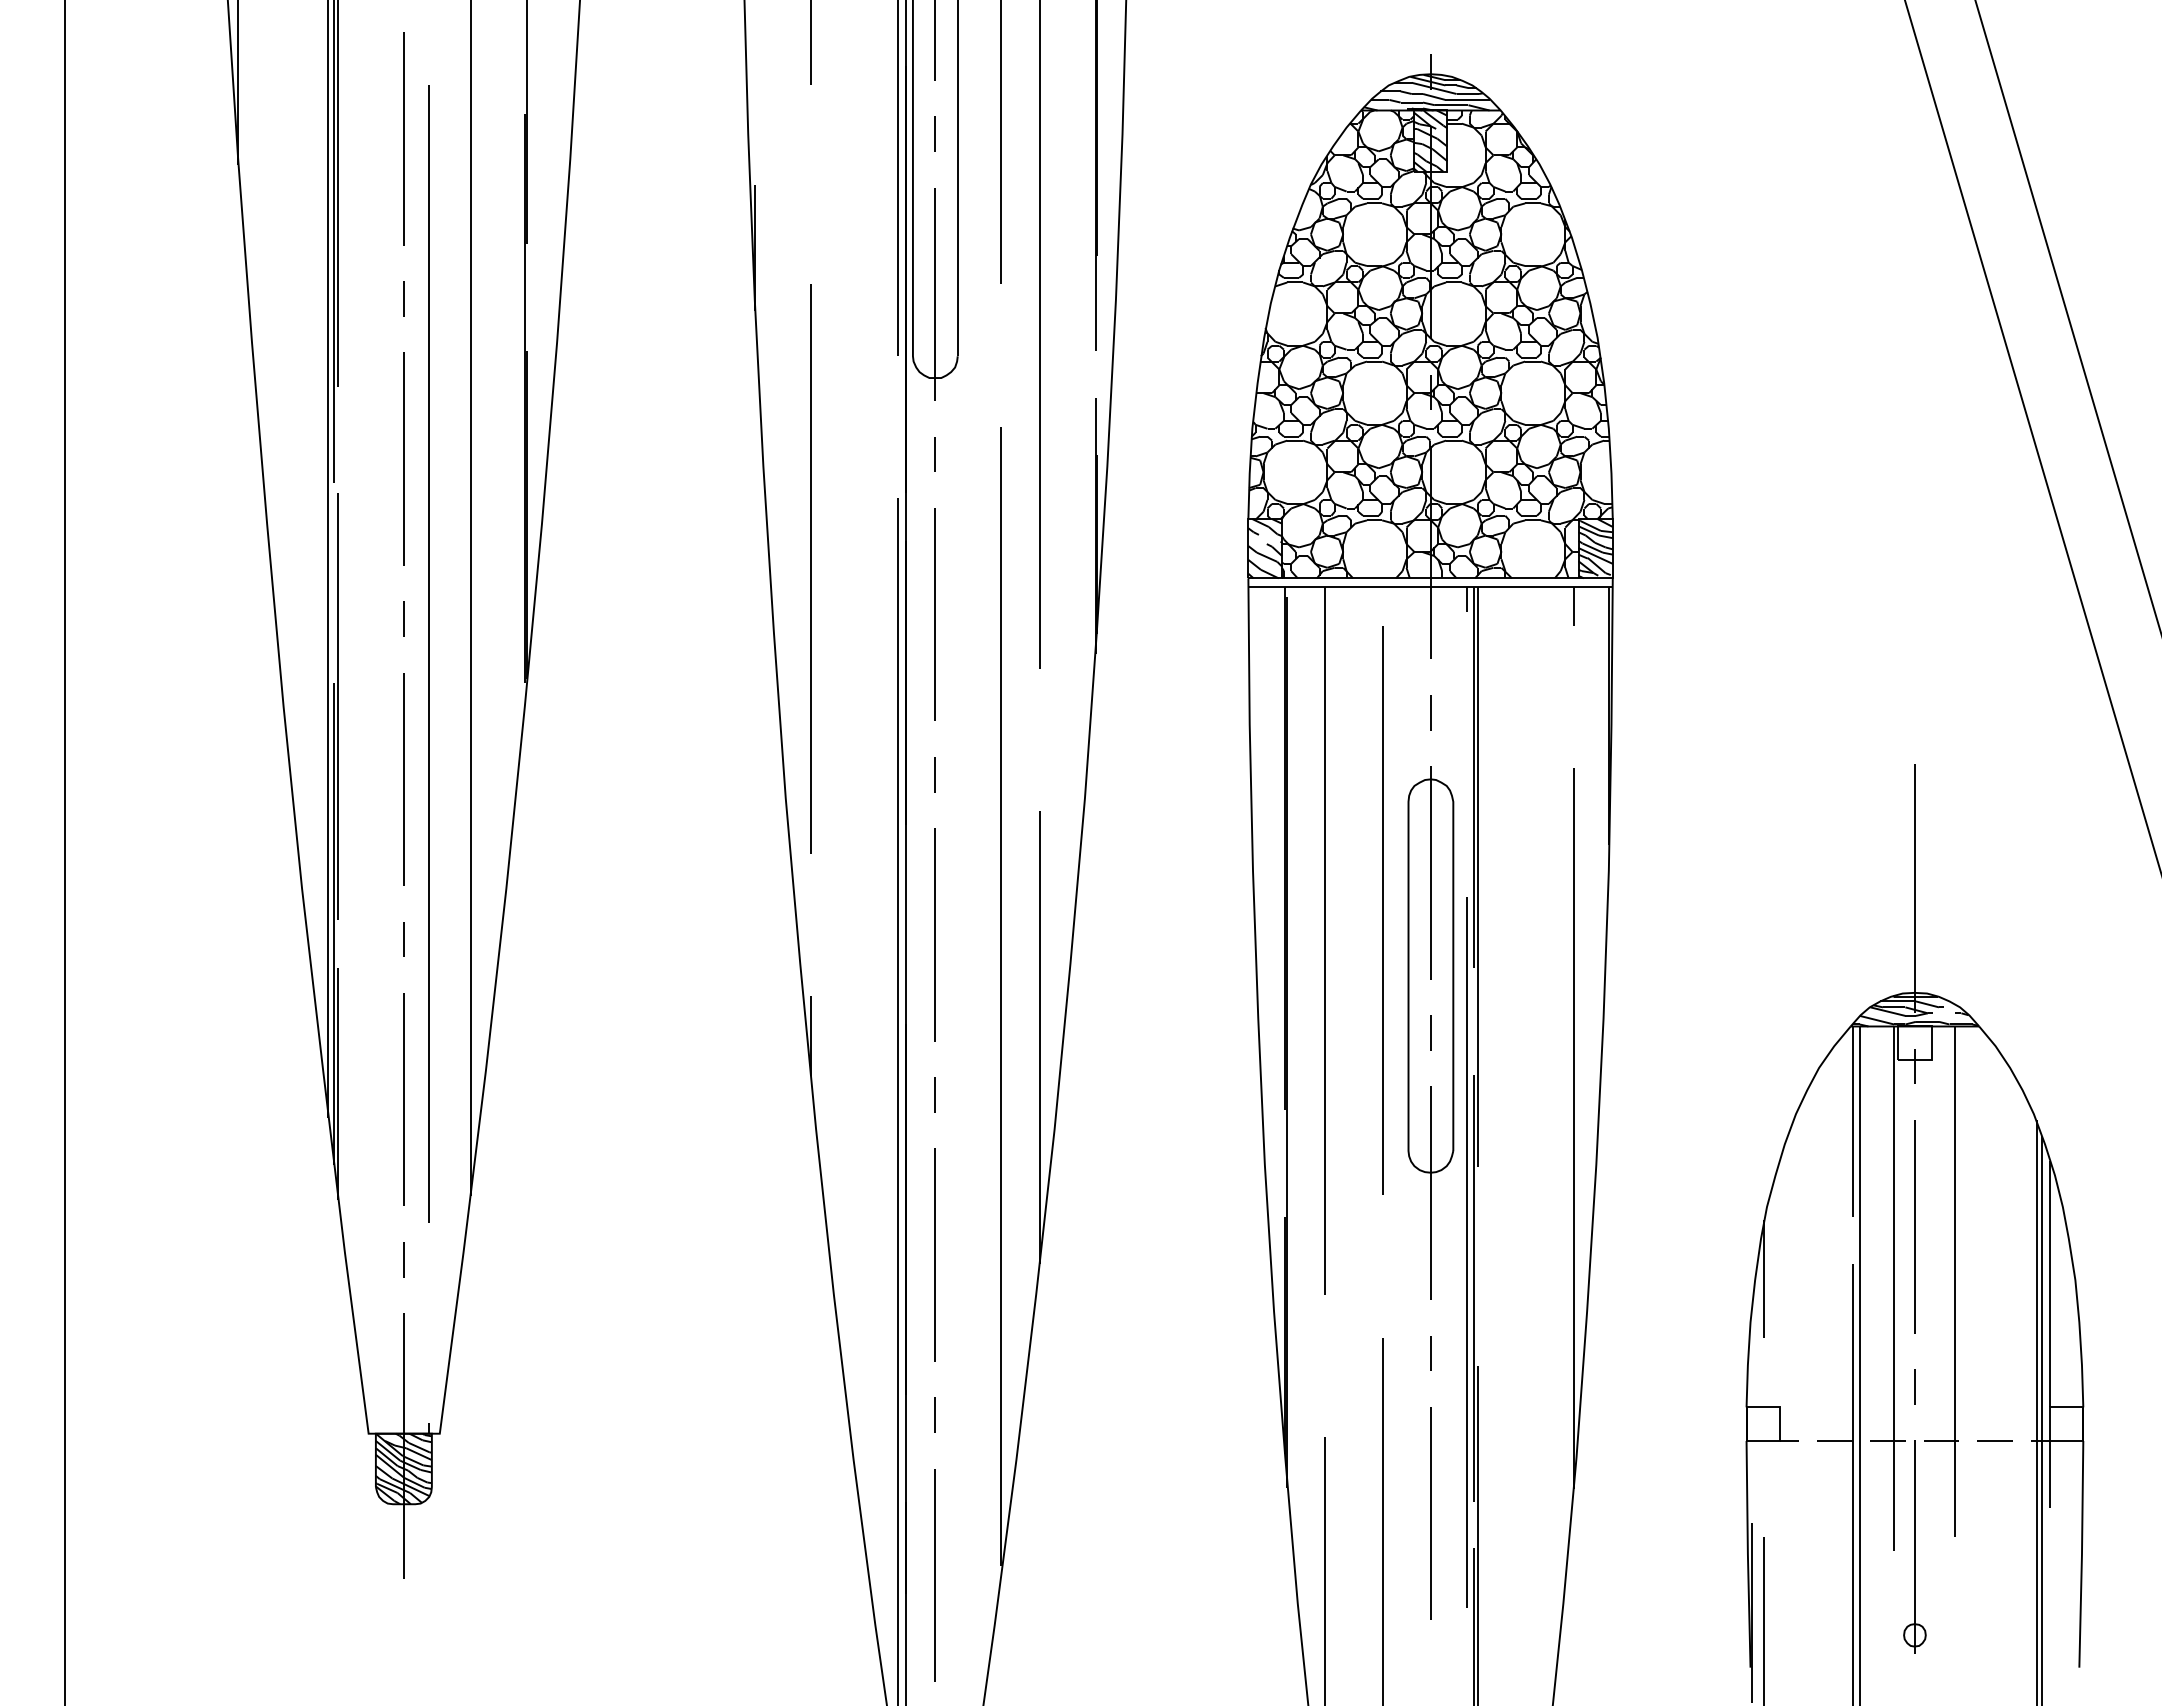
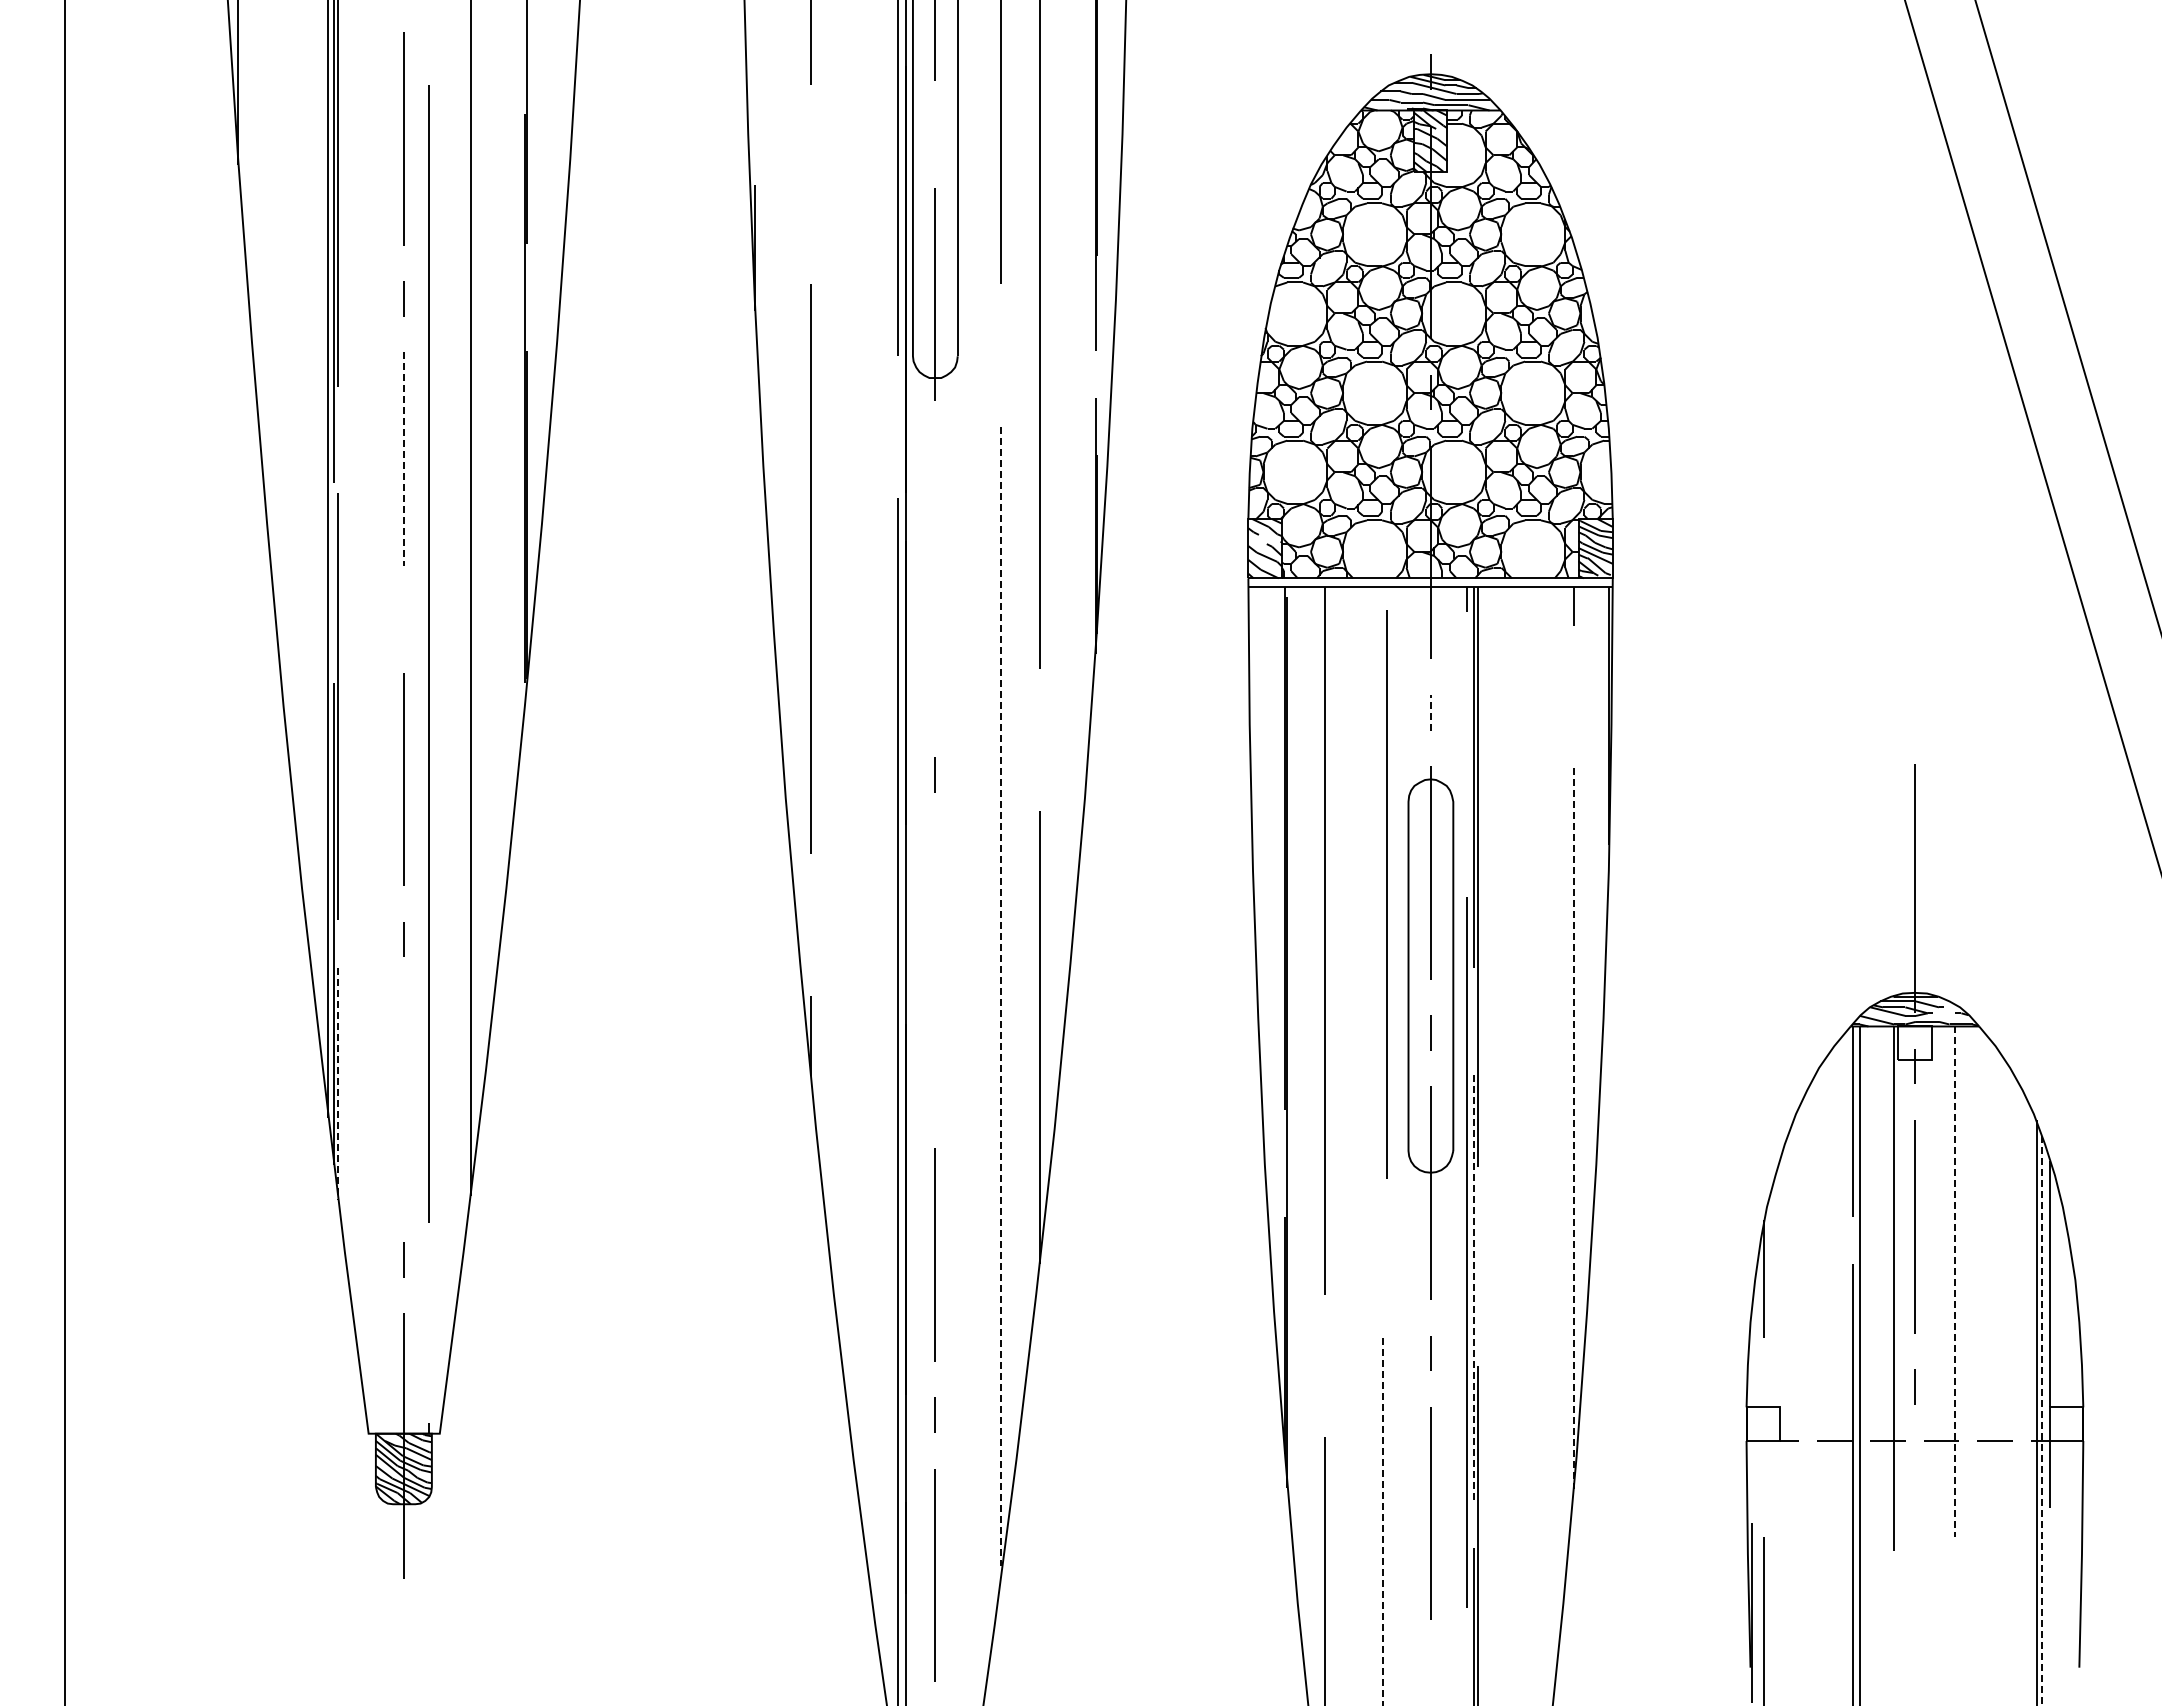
line: present -> none (934, 133)
line: present -> none (934, 454)
line: solid -> dashed (404, 459)
line: present -> none (934, 614)
line: present -> none (403, 618)
line: solid -> dashed (1430, 712)
line position: (1382, 910) -> (1386, 894) (1386, 894)
line: present -> none (934, 934)
line: solid -> dashed (1001, 996)
line: solid -> dashed (338, 1083)
line: present -> none (934, 1094)
line: present -> none (403, 1099)
line: solid -> dashed (1573, 1129)
line: solid -> dashed (1954, 1282)
line: solid -> dashed (1473, 1288)
line: solid -> dashed (2041, 1420)
line: solid -> dashed (1382, 1521)
part: present -> none (1914, 1546)
